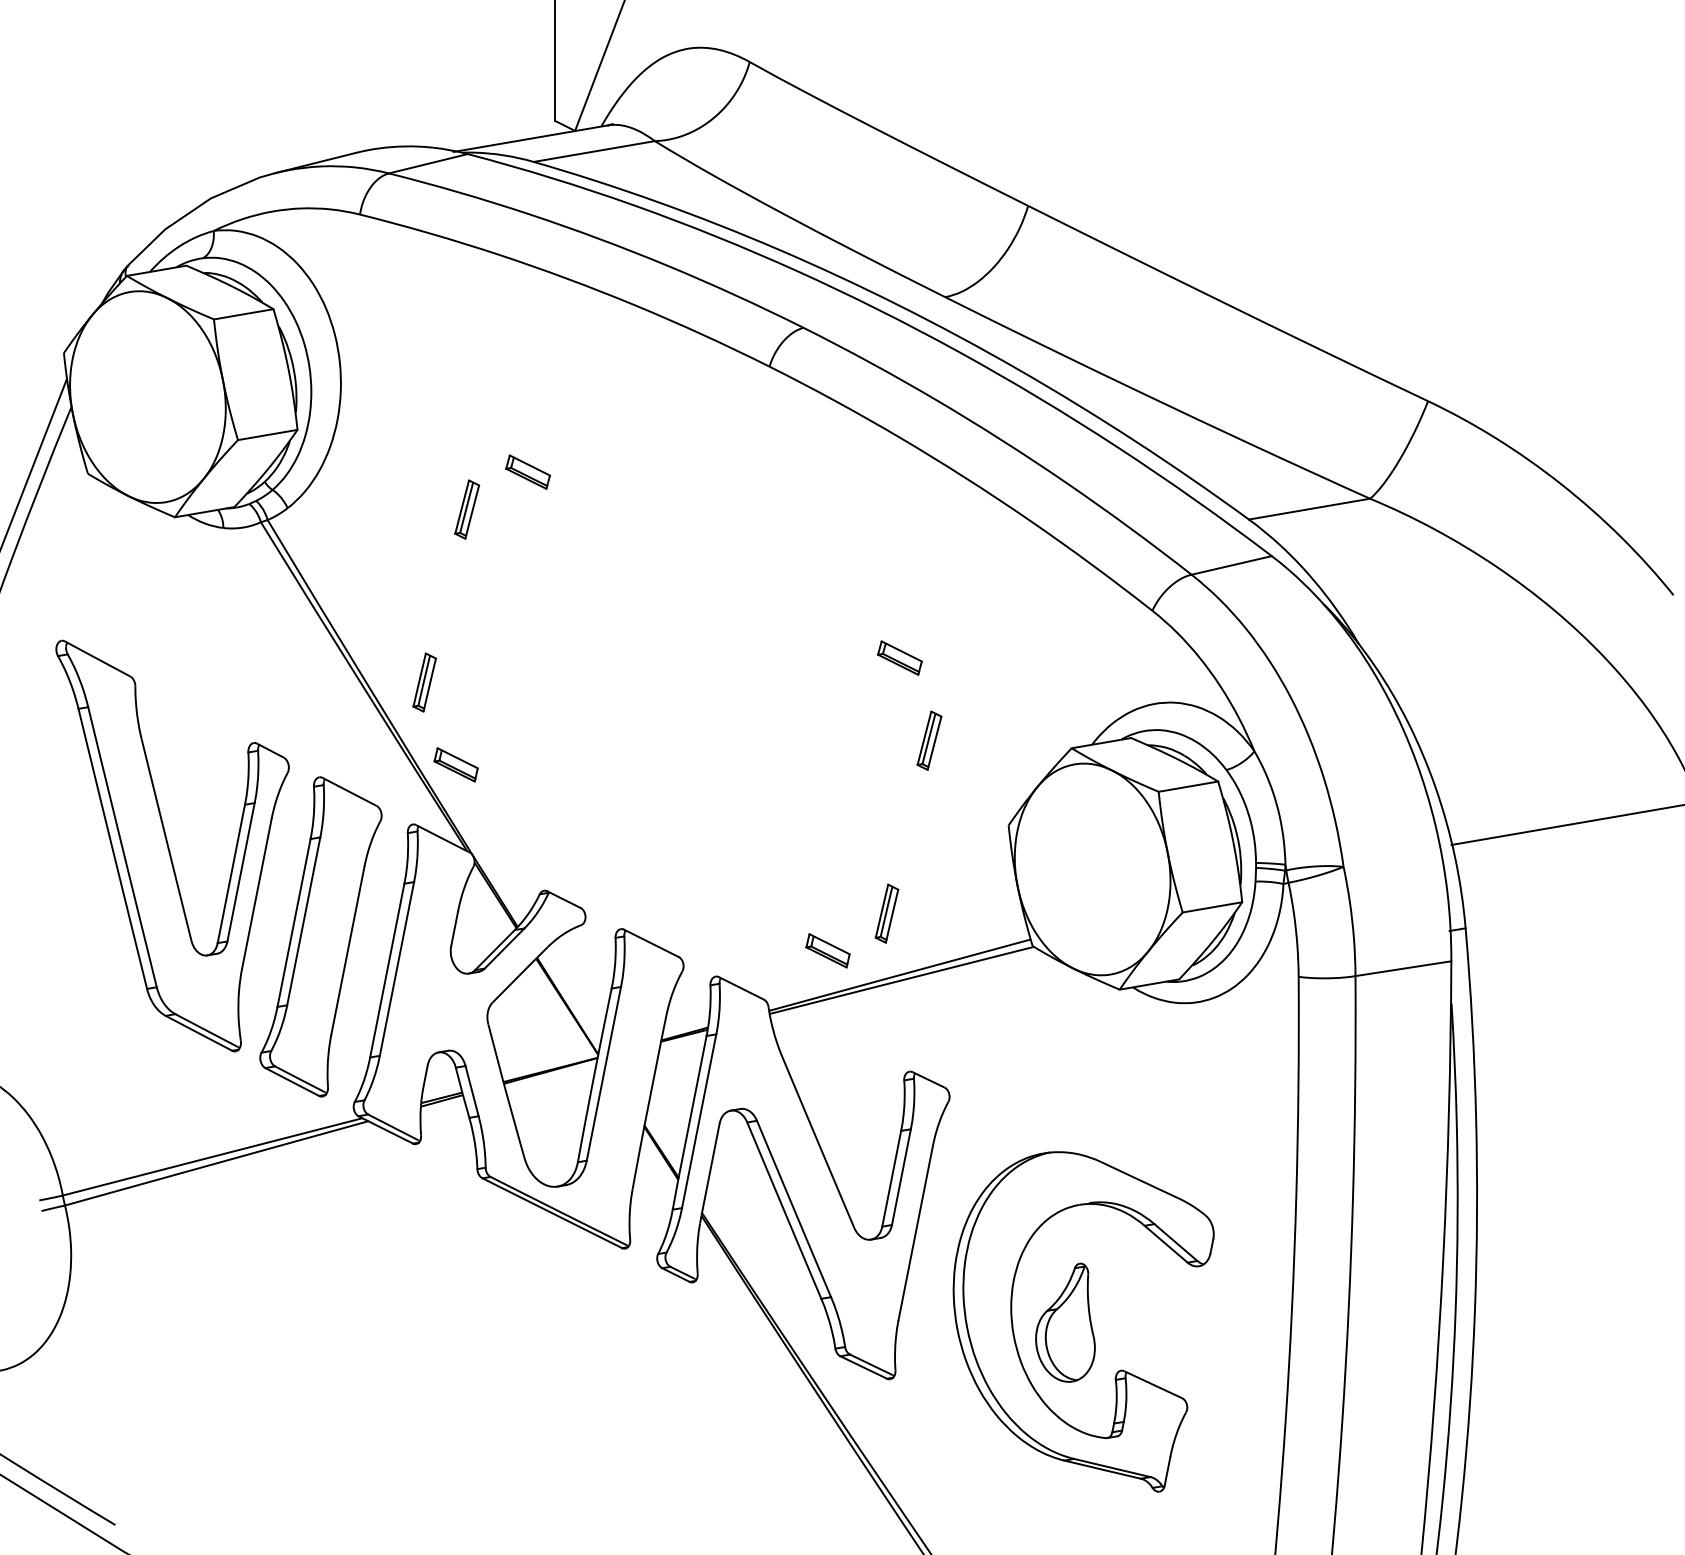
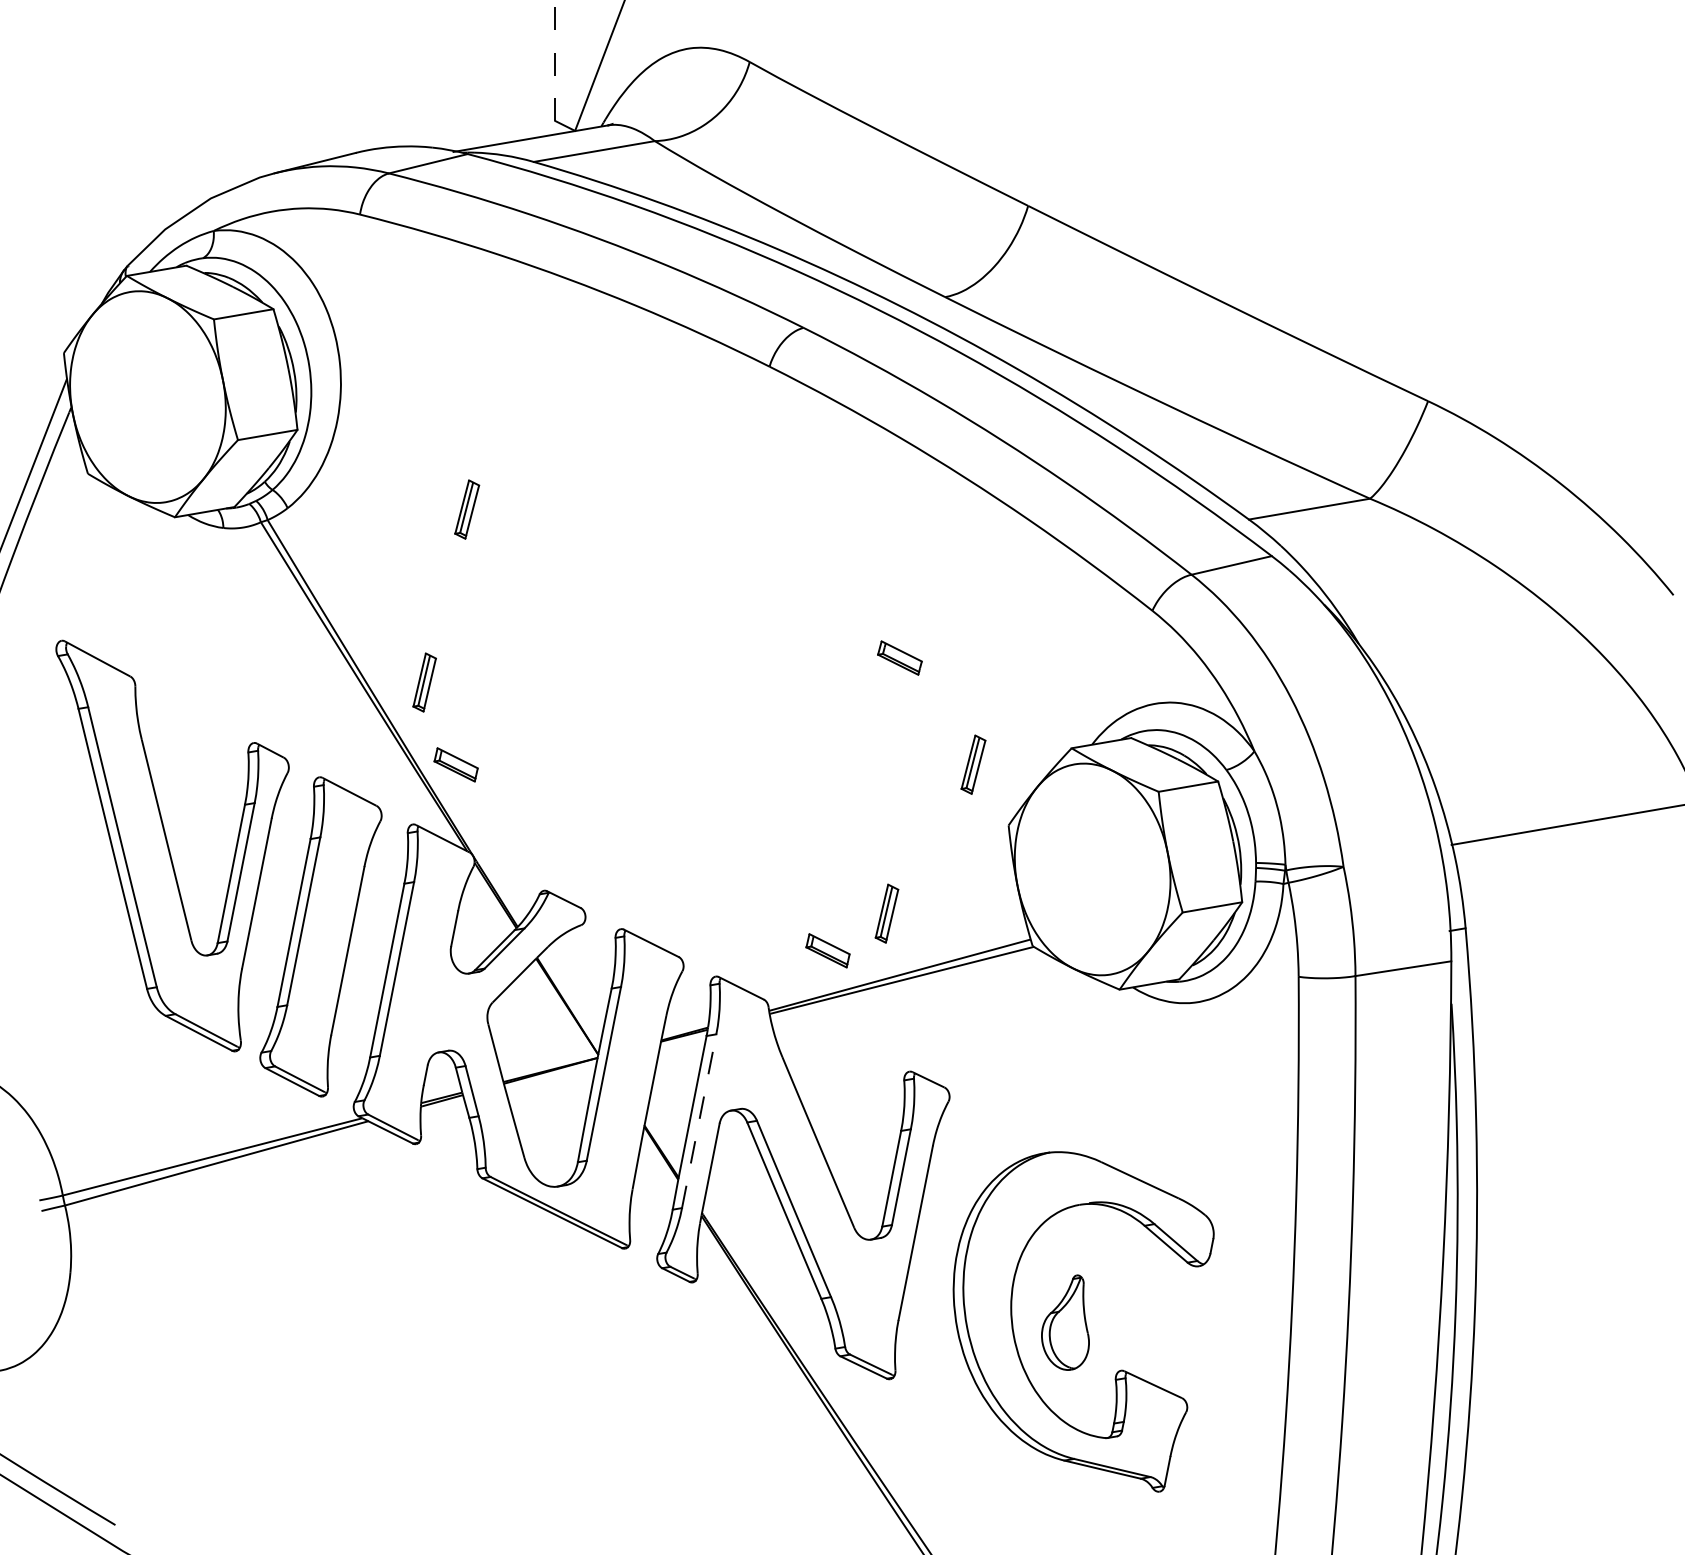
line: solid -> dashed (555, 60)
part: present -> none (528, 471)
part position: (929, 740) -> (973, 764) (973, 764)
line: solid -> dashed (699, 1121)
part size: 61x121 px -> 49x97 px (1065, 1322)
